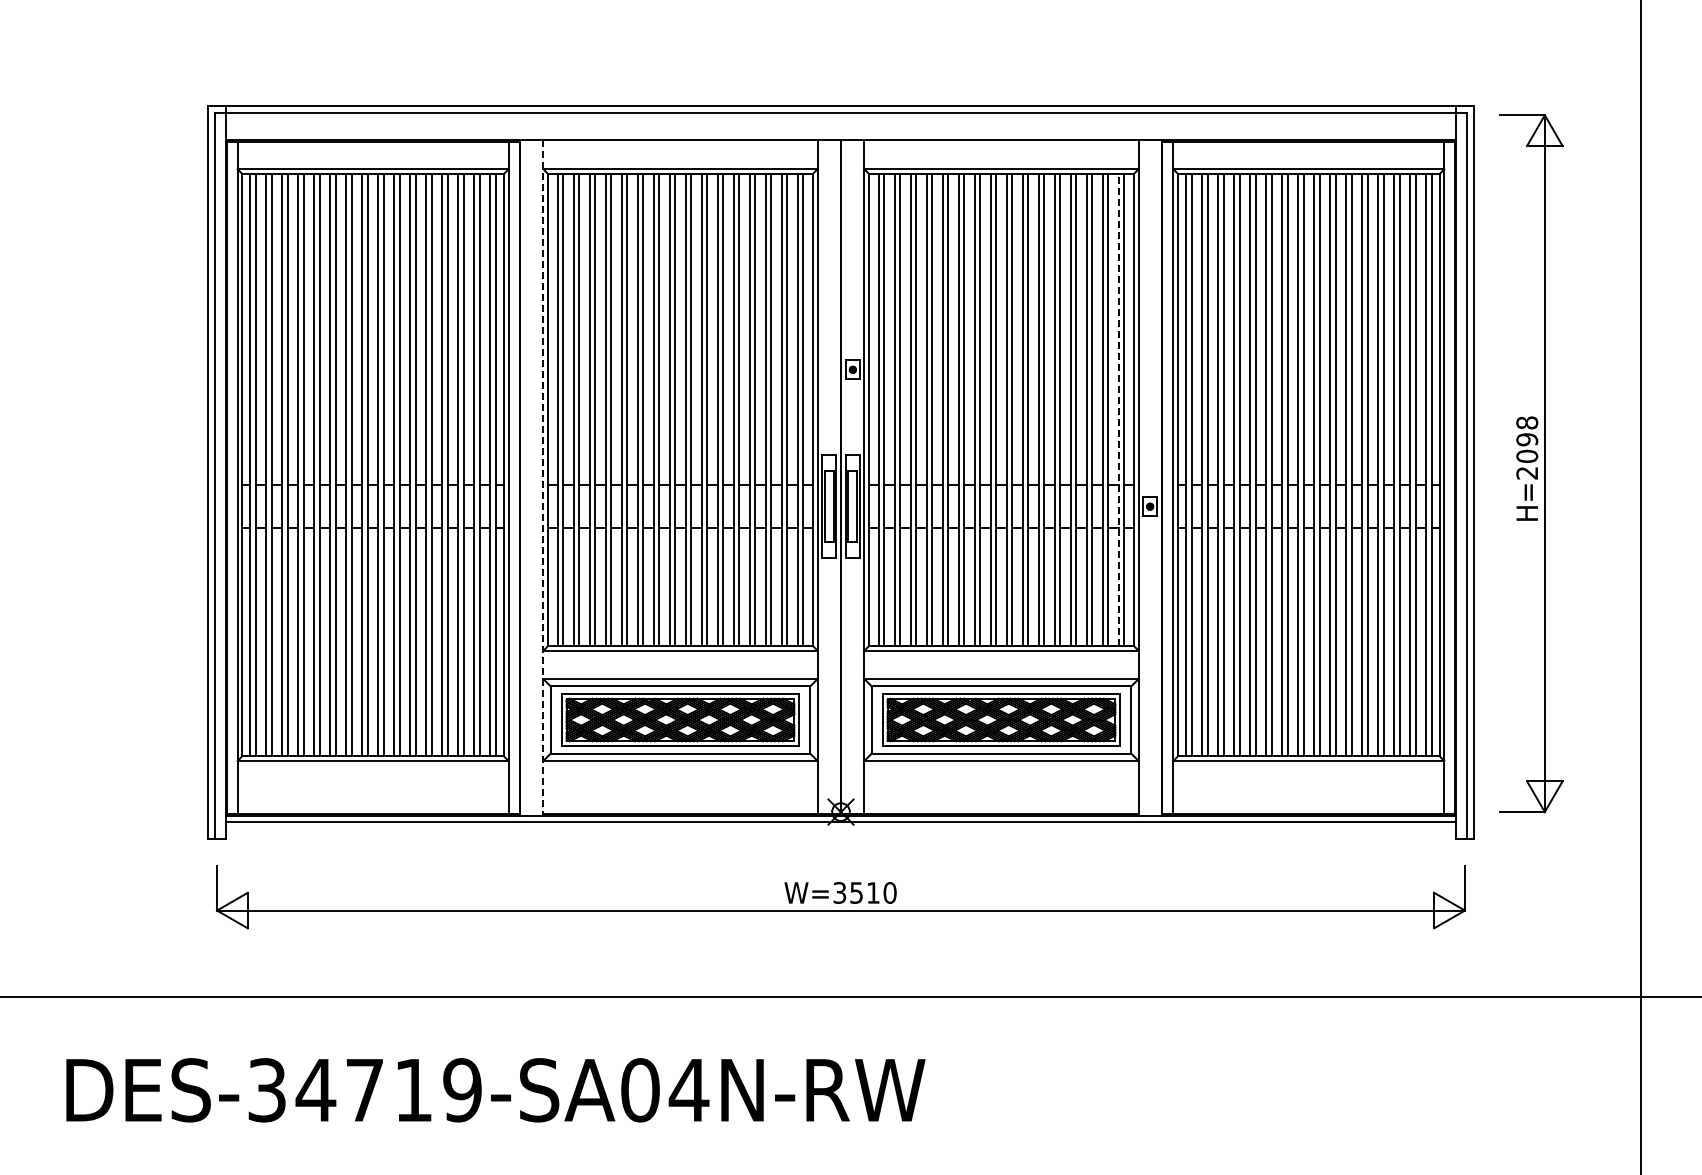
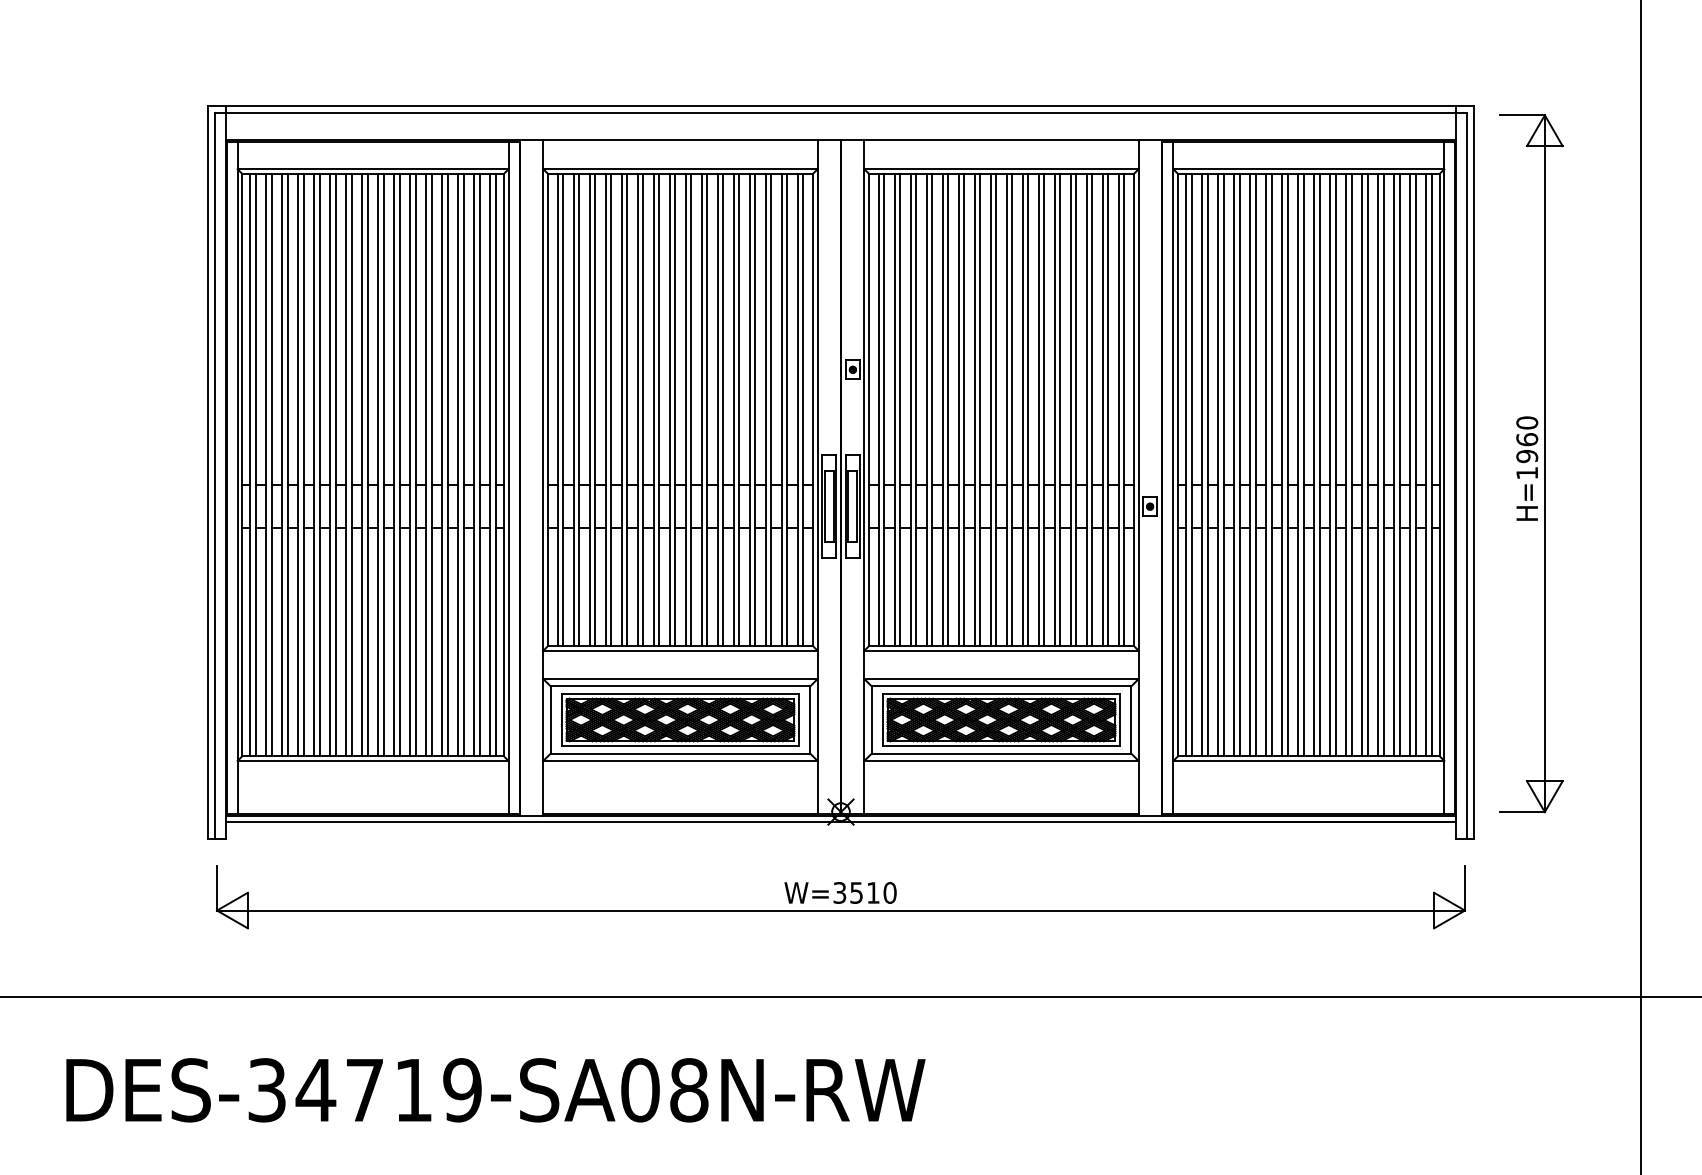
line: dashed -> solid (1118, 409)
text: H=2098 -> H=1960 (1527, 447)
line: dashed -> solid (543, 478)
text: DES-34719-SA04N-RW -> DES-34719-SA08N-RW (688, 1090)
